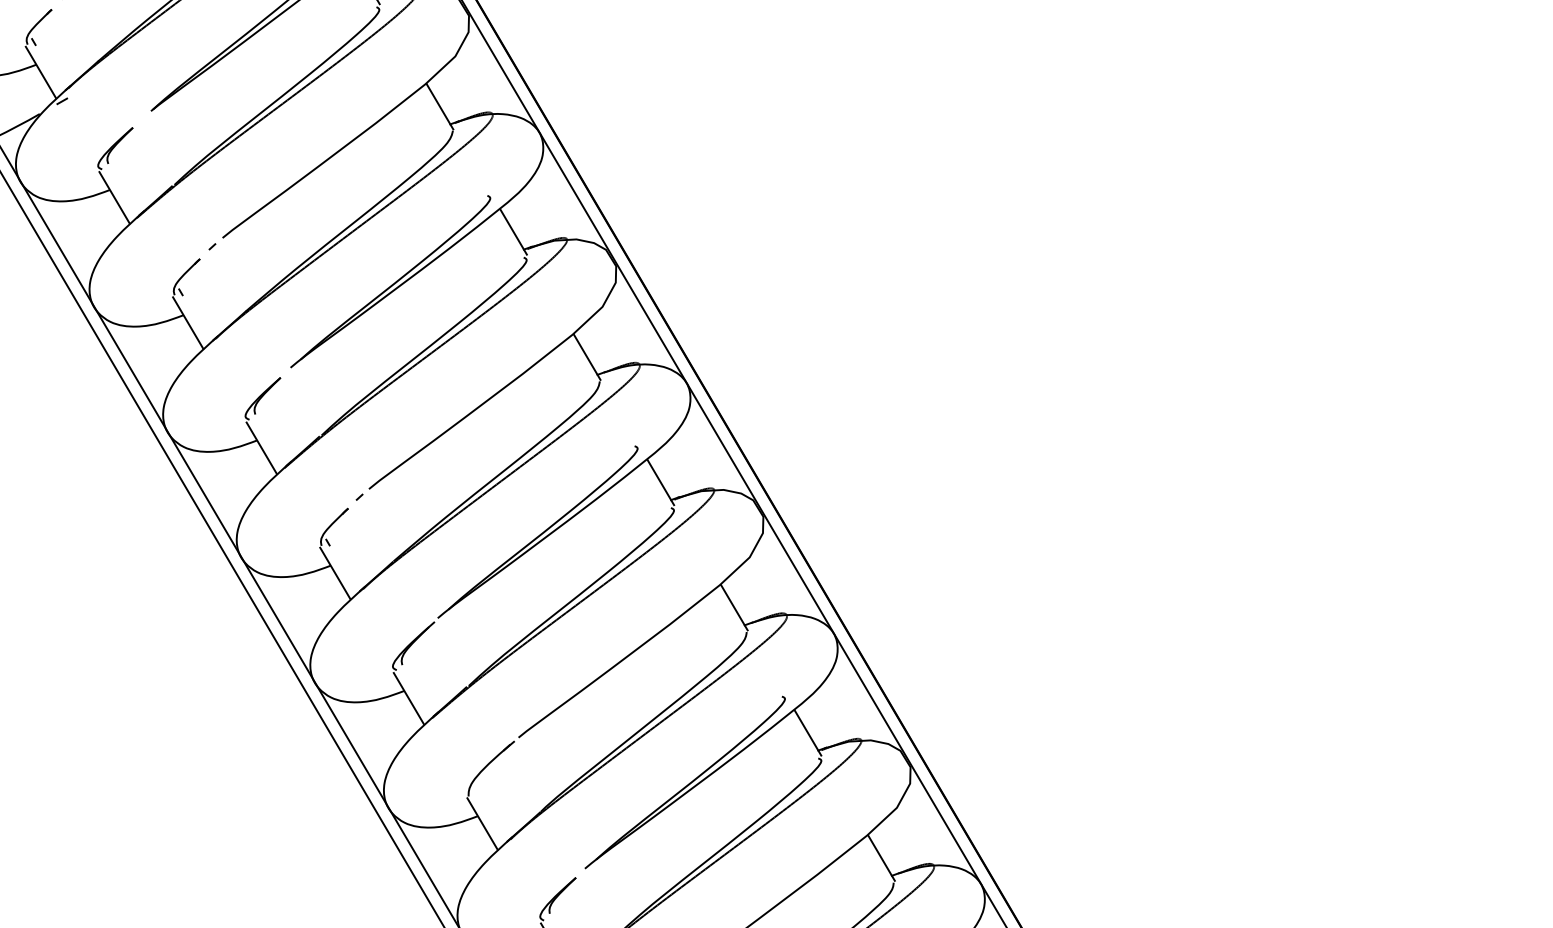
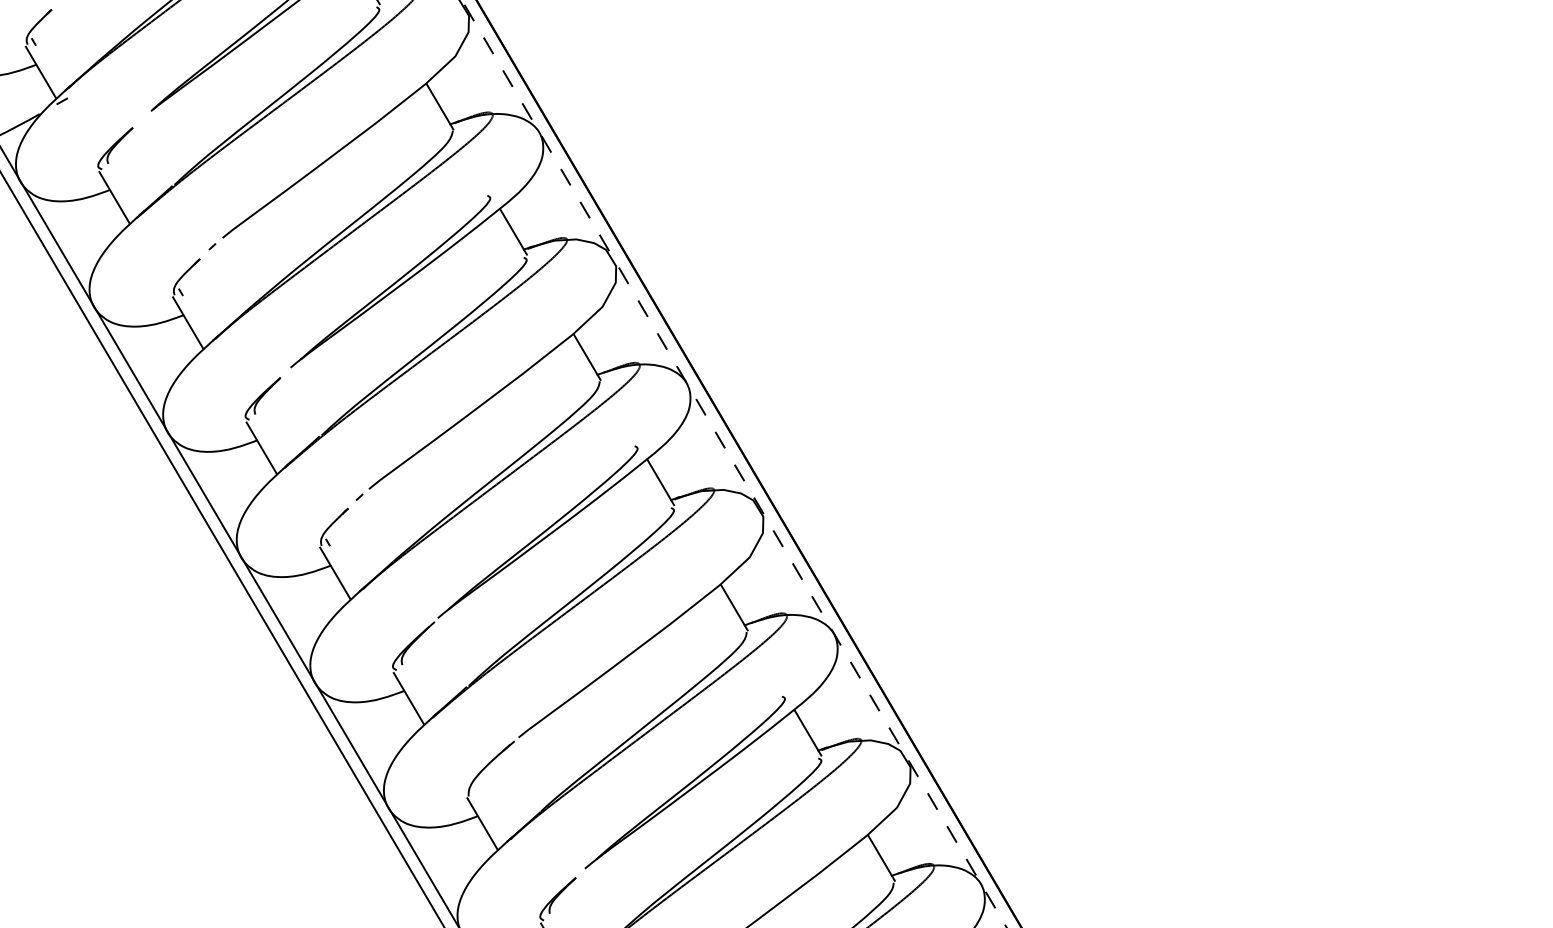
line: solid -> dashed (734, 463)
